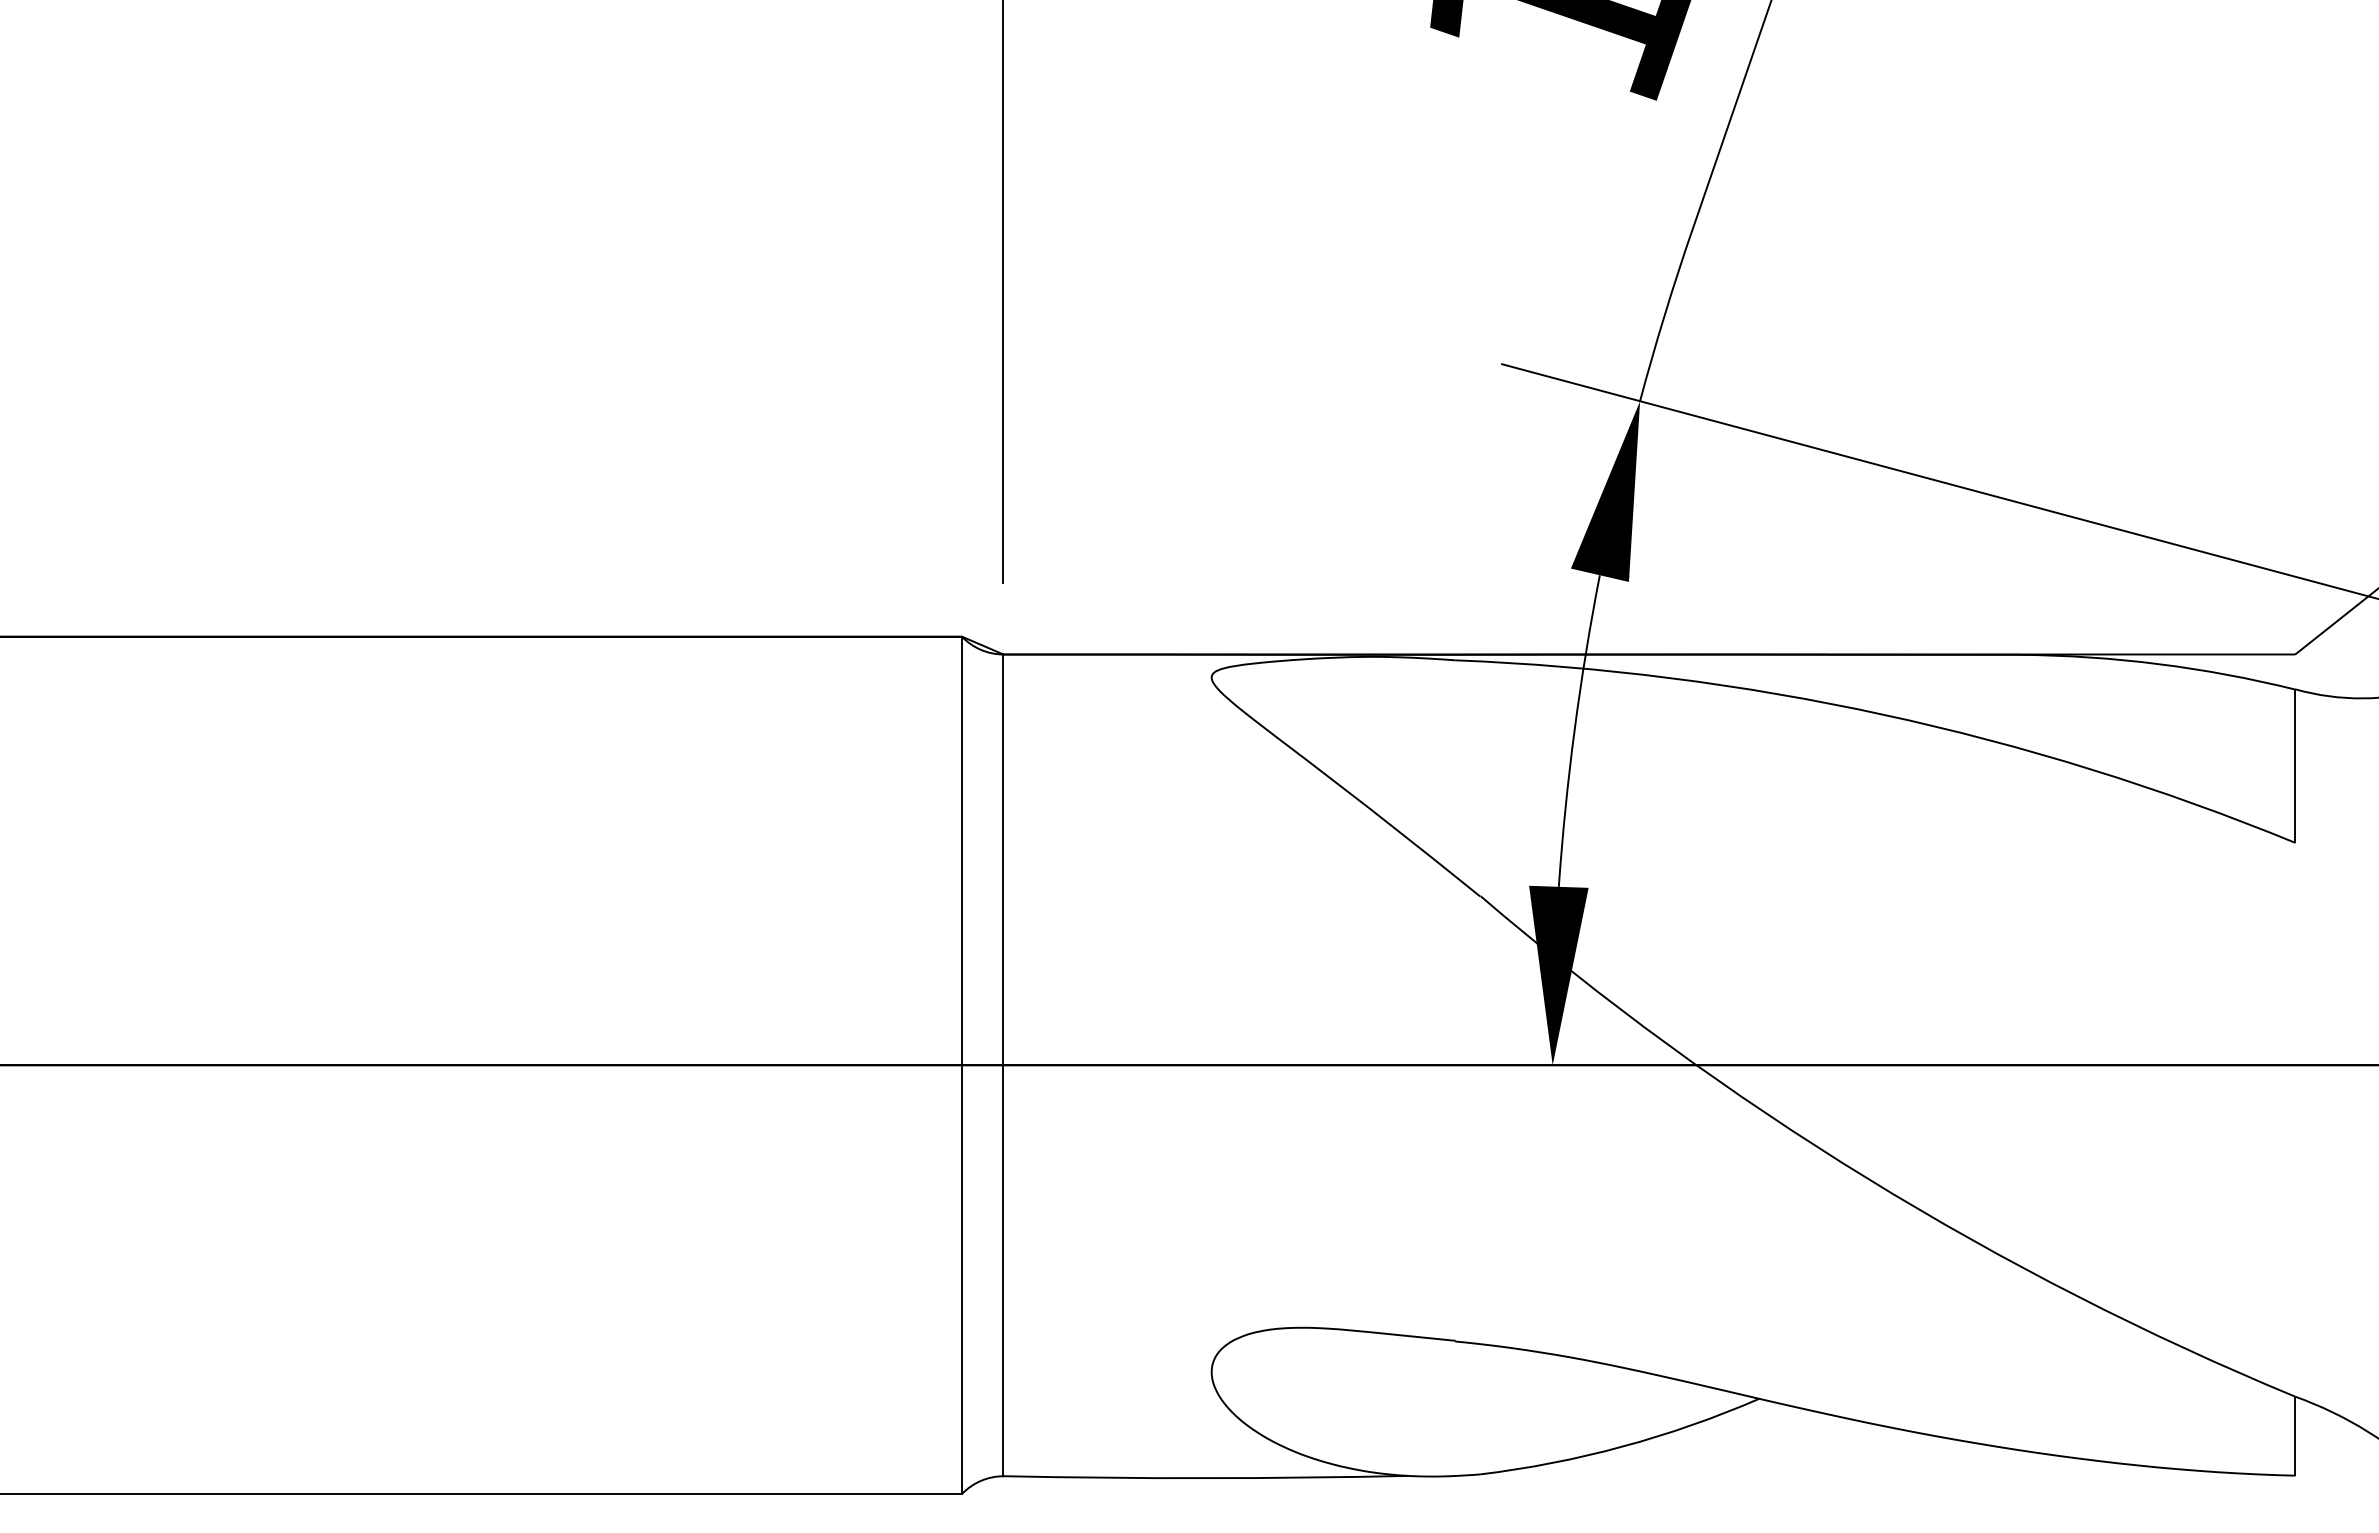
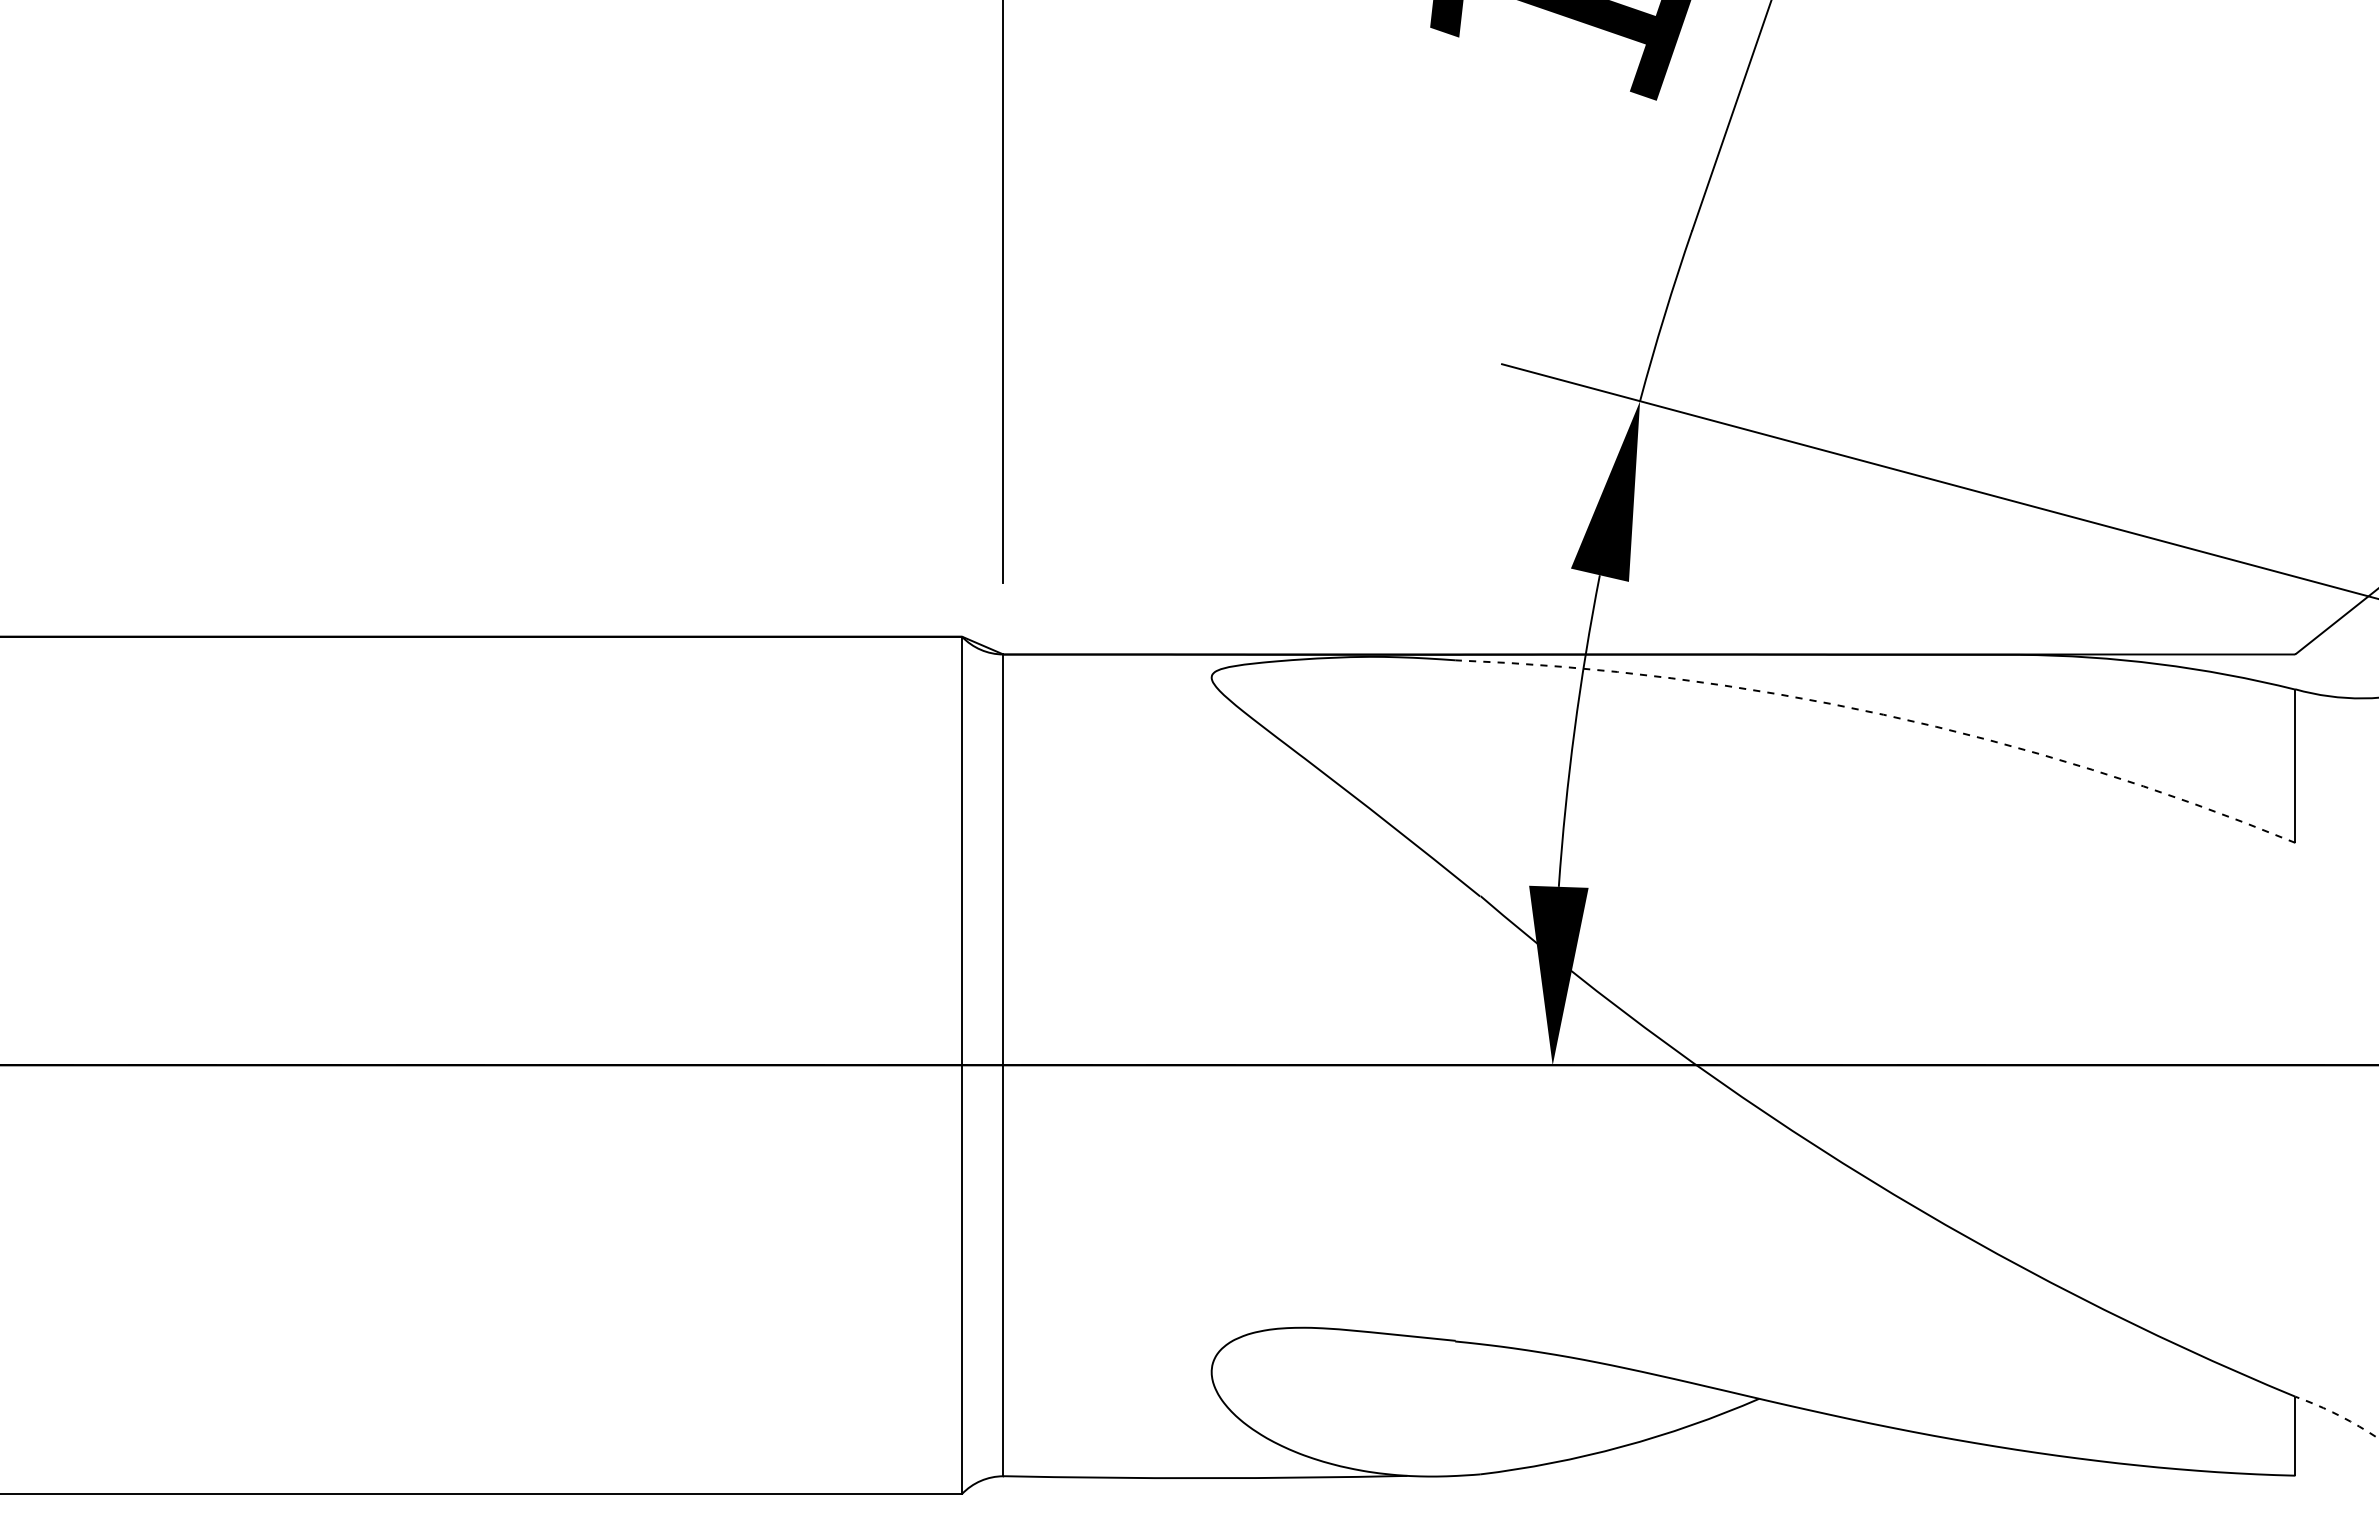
arc: solid -> dashed (1883, 714)
arc: solid -> dashed (2337, 1414)
